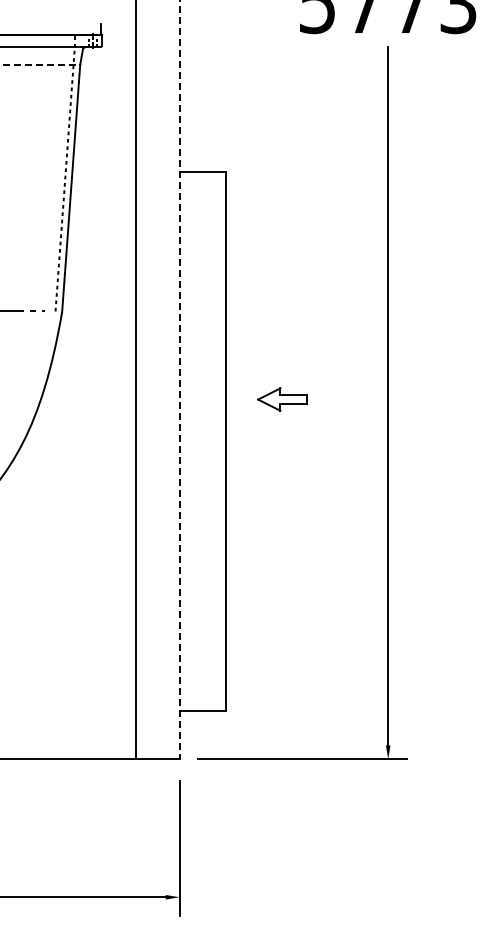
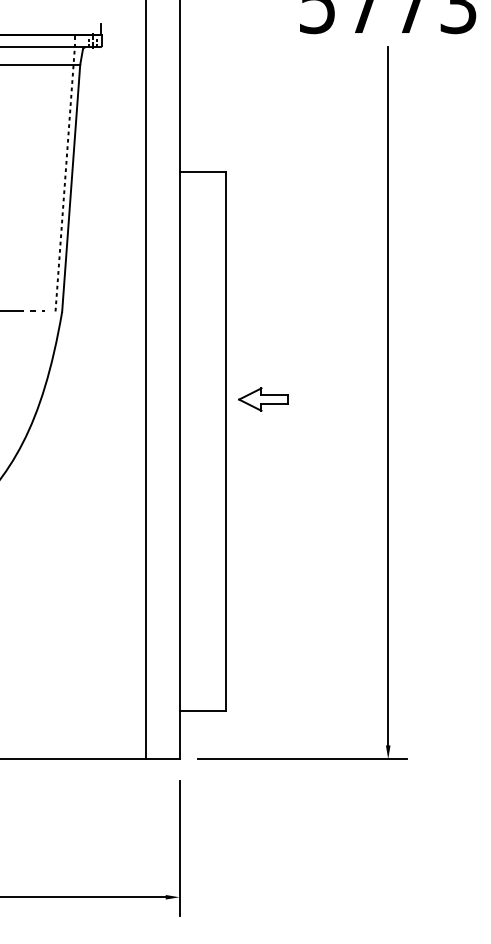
line: dashed -> solid (40, 64)
line position: (135, 380) -> (145, 380) (145, 380)
line: dashed -> solid (179, 380)
part position: (282, 399) -> (263, 399) (263, 399)
